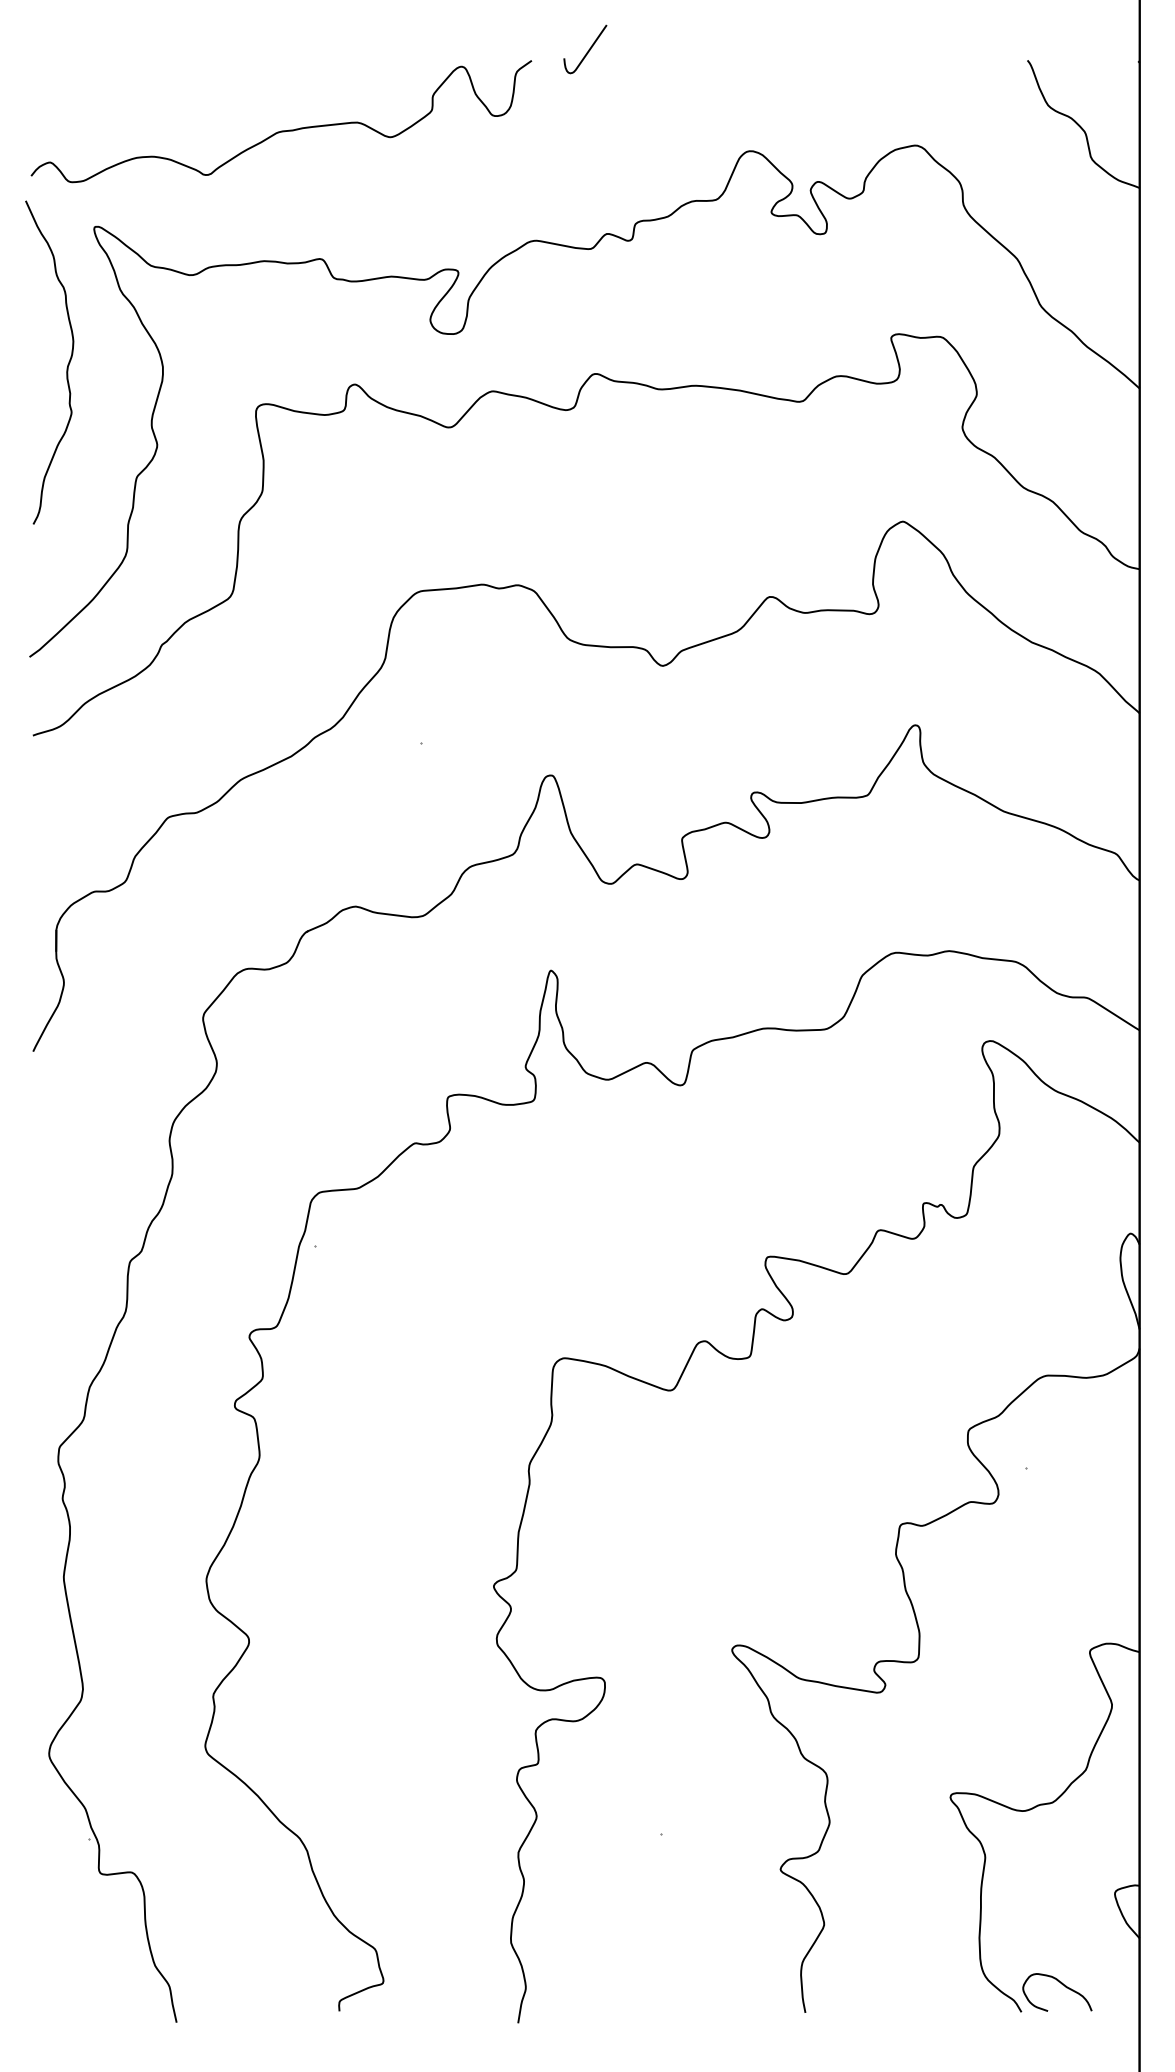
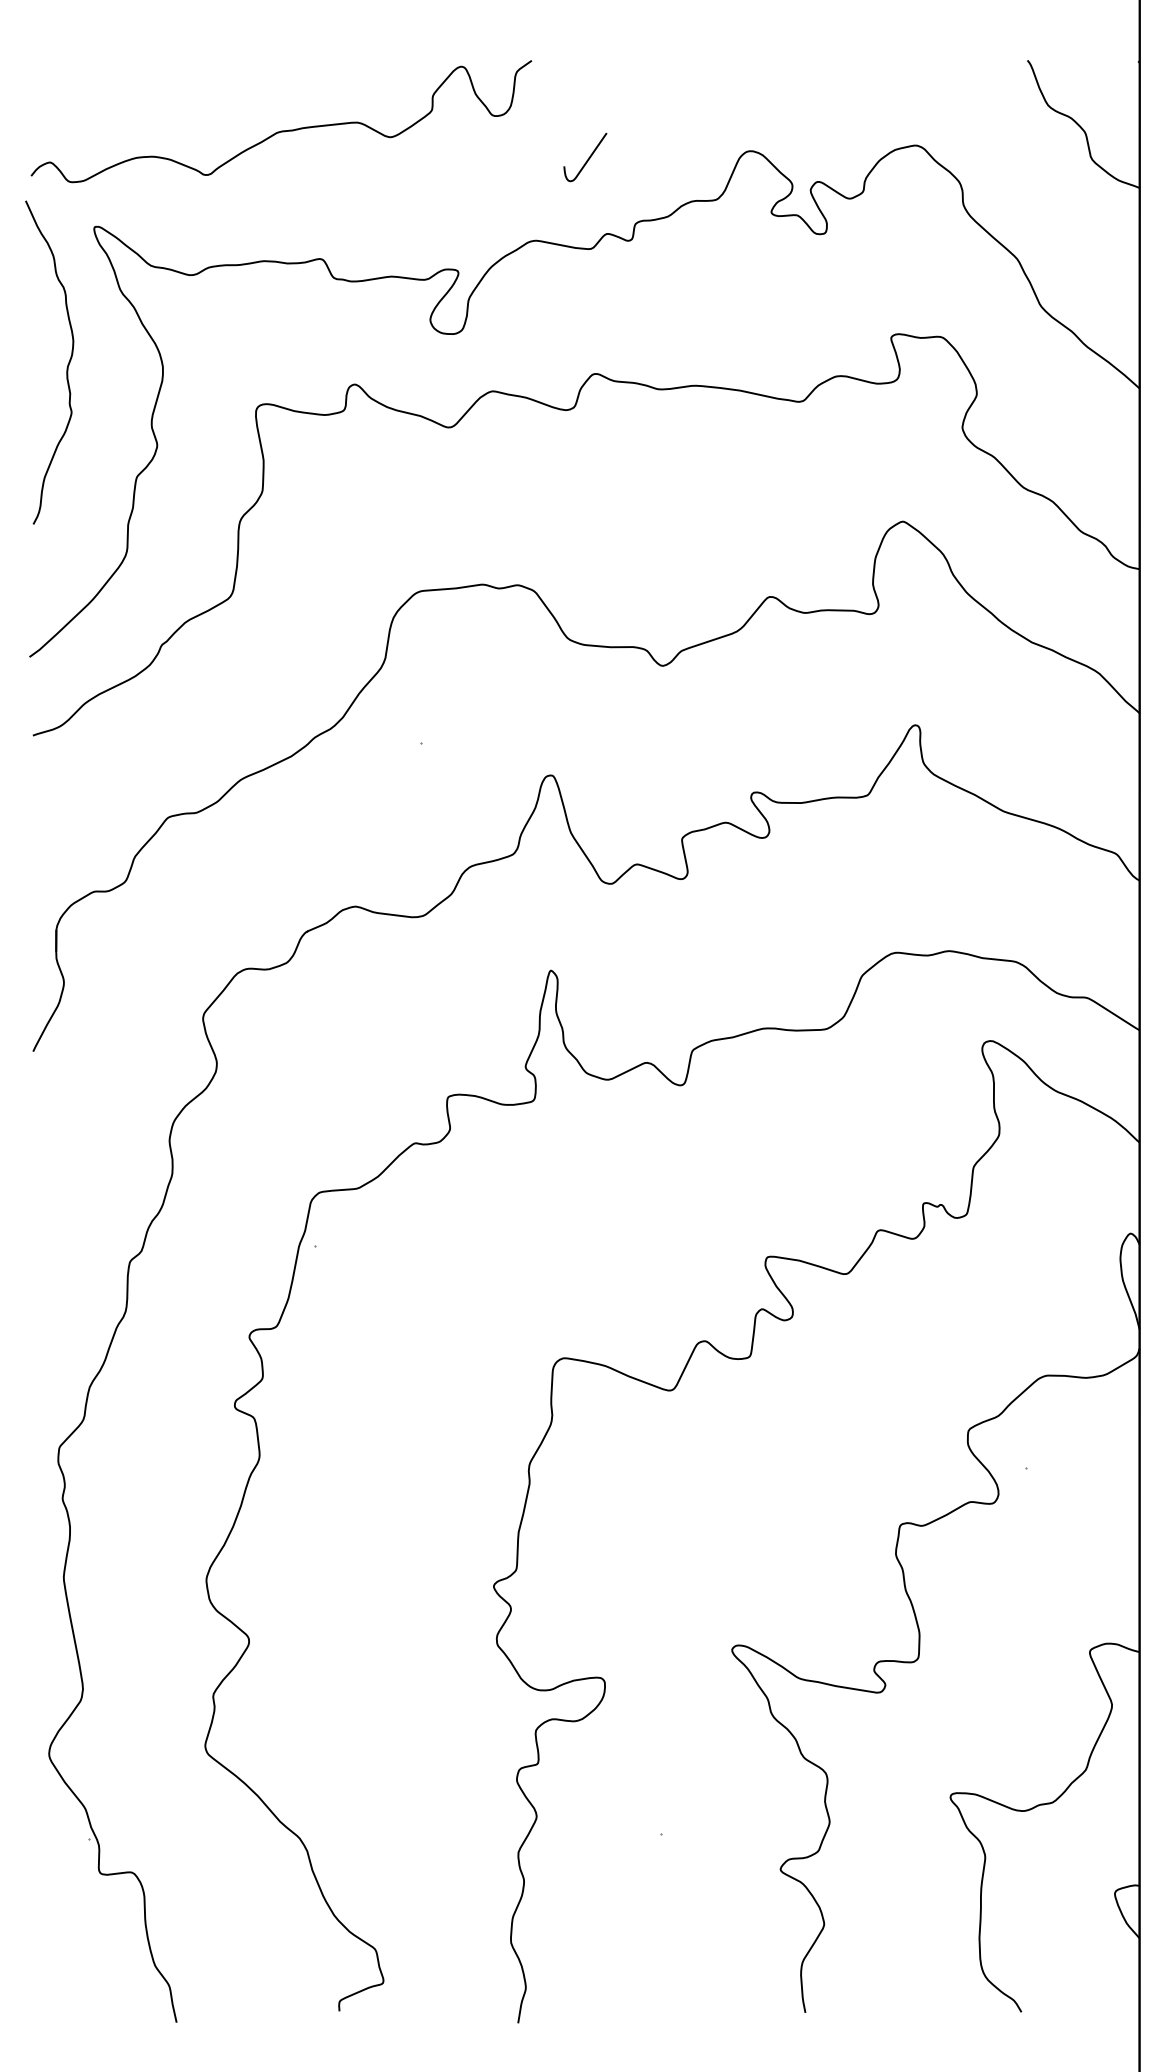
curve position: (587, 51) -> (587, 159) (587, 159)
curve: present -> none (1062, 1985)
